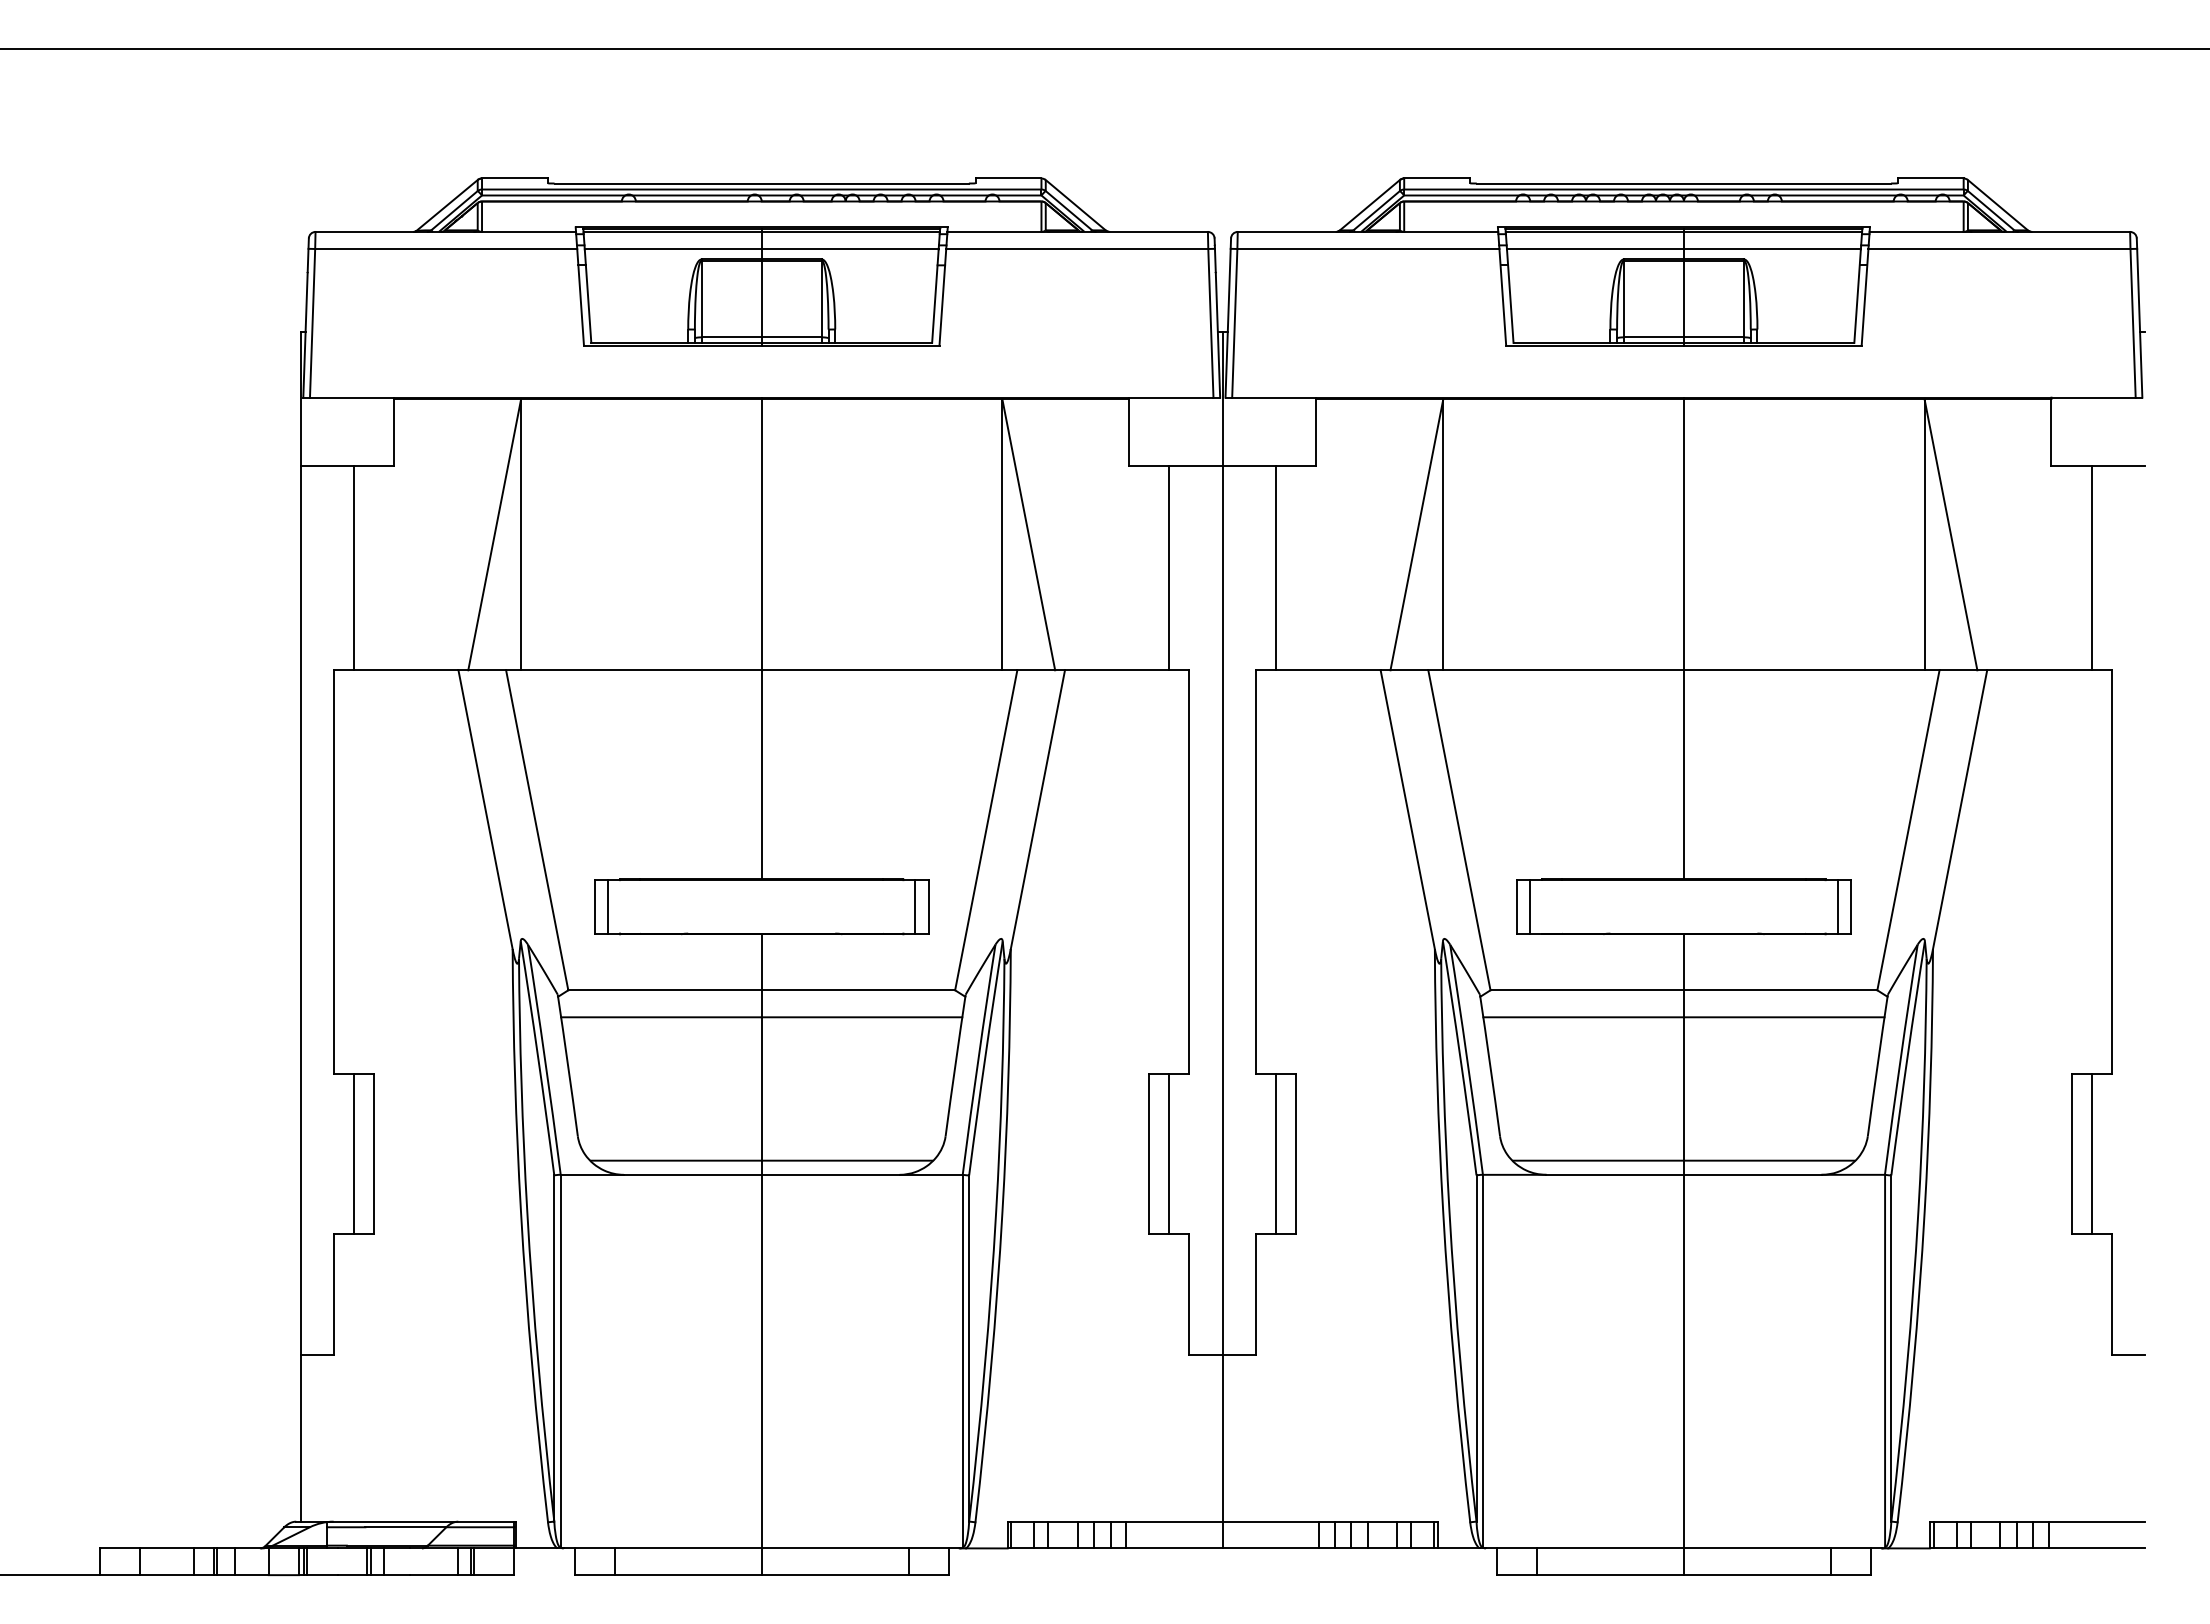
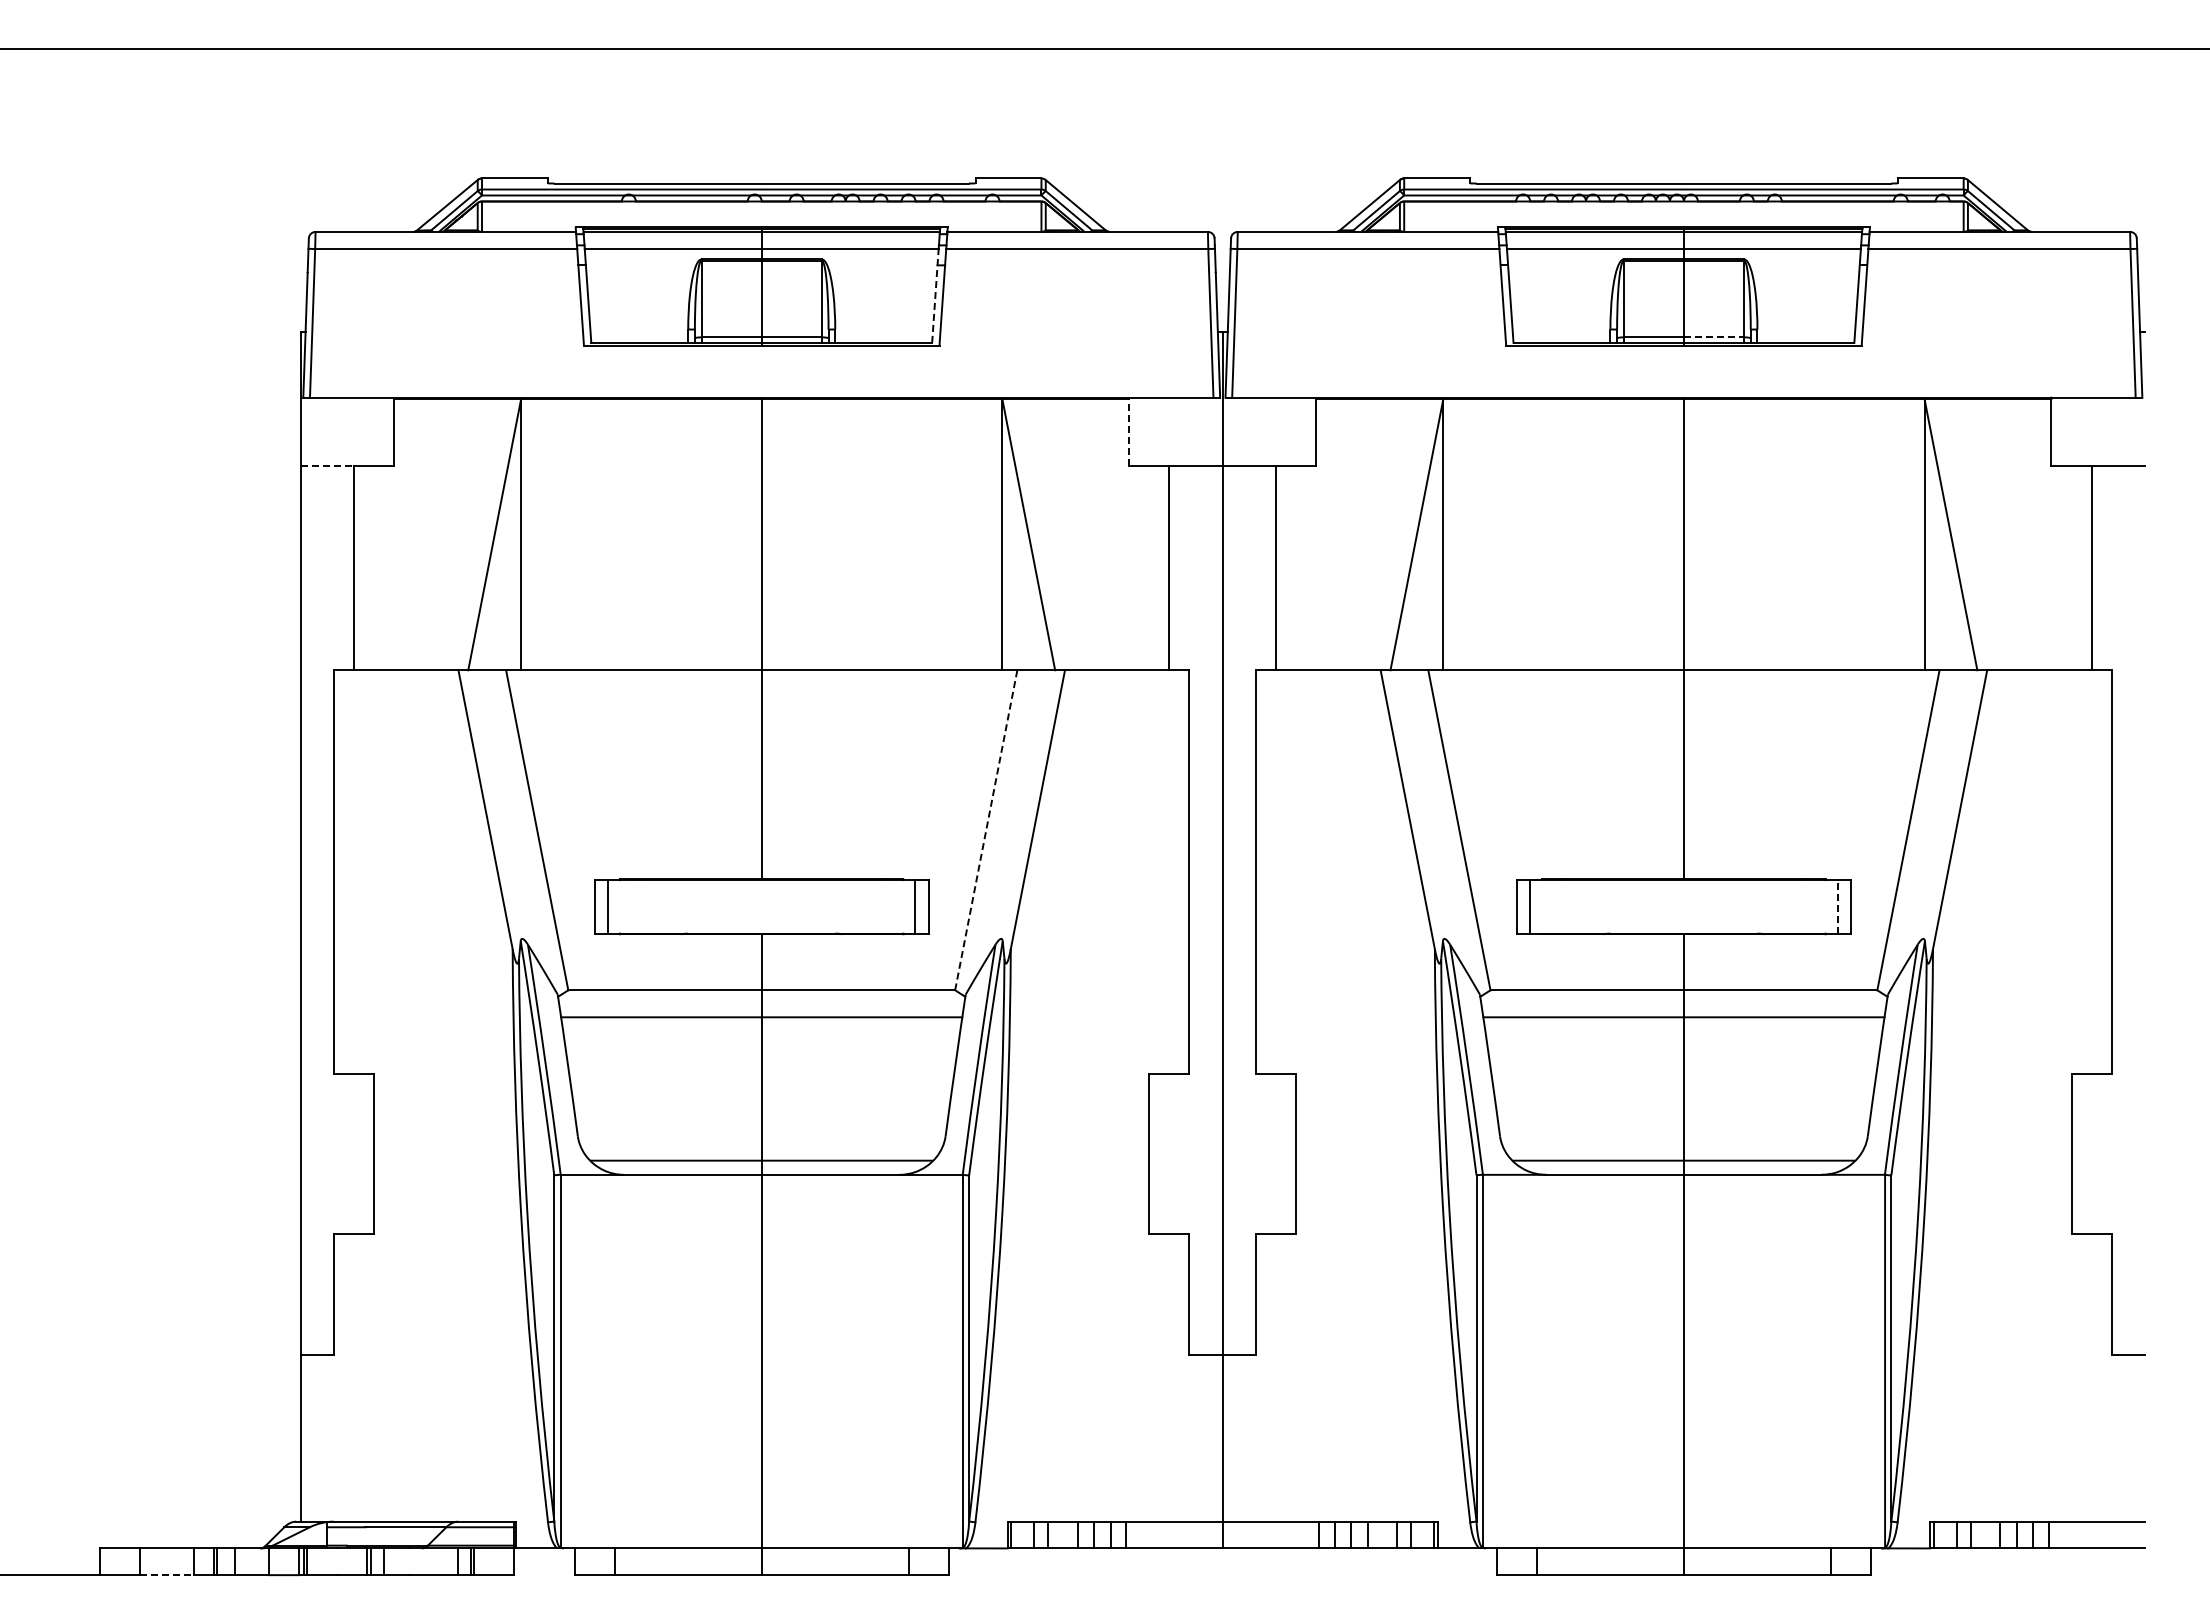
line: solid -> dashed (935, 296)
line: solid -> dashed (1714, 337)
line: solid -> dashed (1129, 431)
line: solid -> dashed (327, 465)
line: solid -> dashed (986, 830)
line: solid -> dashed (1837, 906)
line: present -> none (354, 1153)
line: present -> none (1169, 1153)
line: present -> none (1276, 1153)
line: present -> none (2091, 1153)
line: solid -> dashed (167, 1575)
